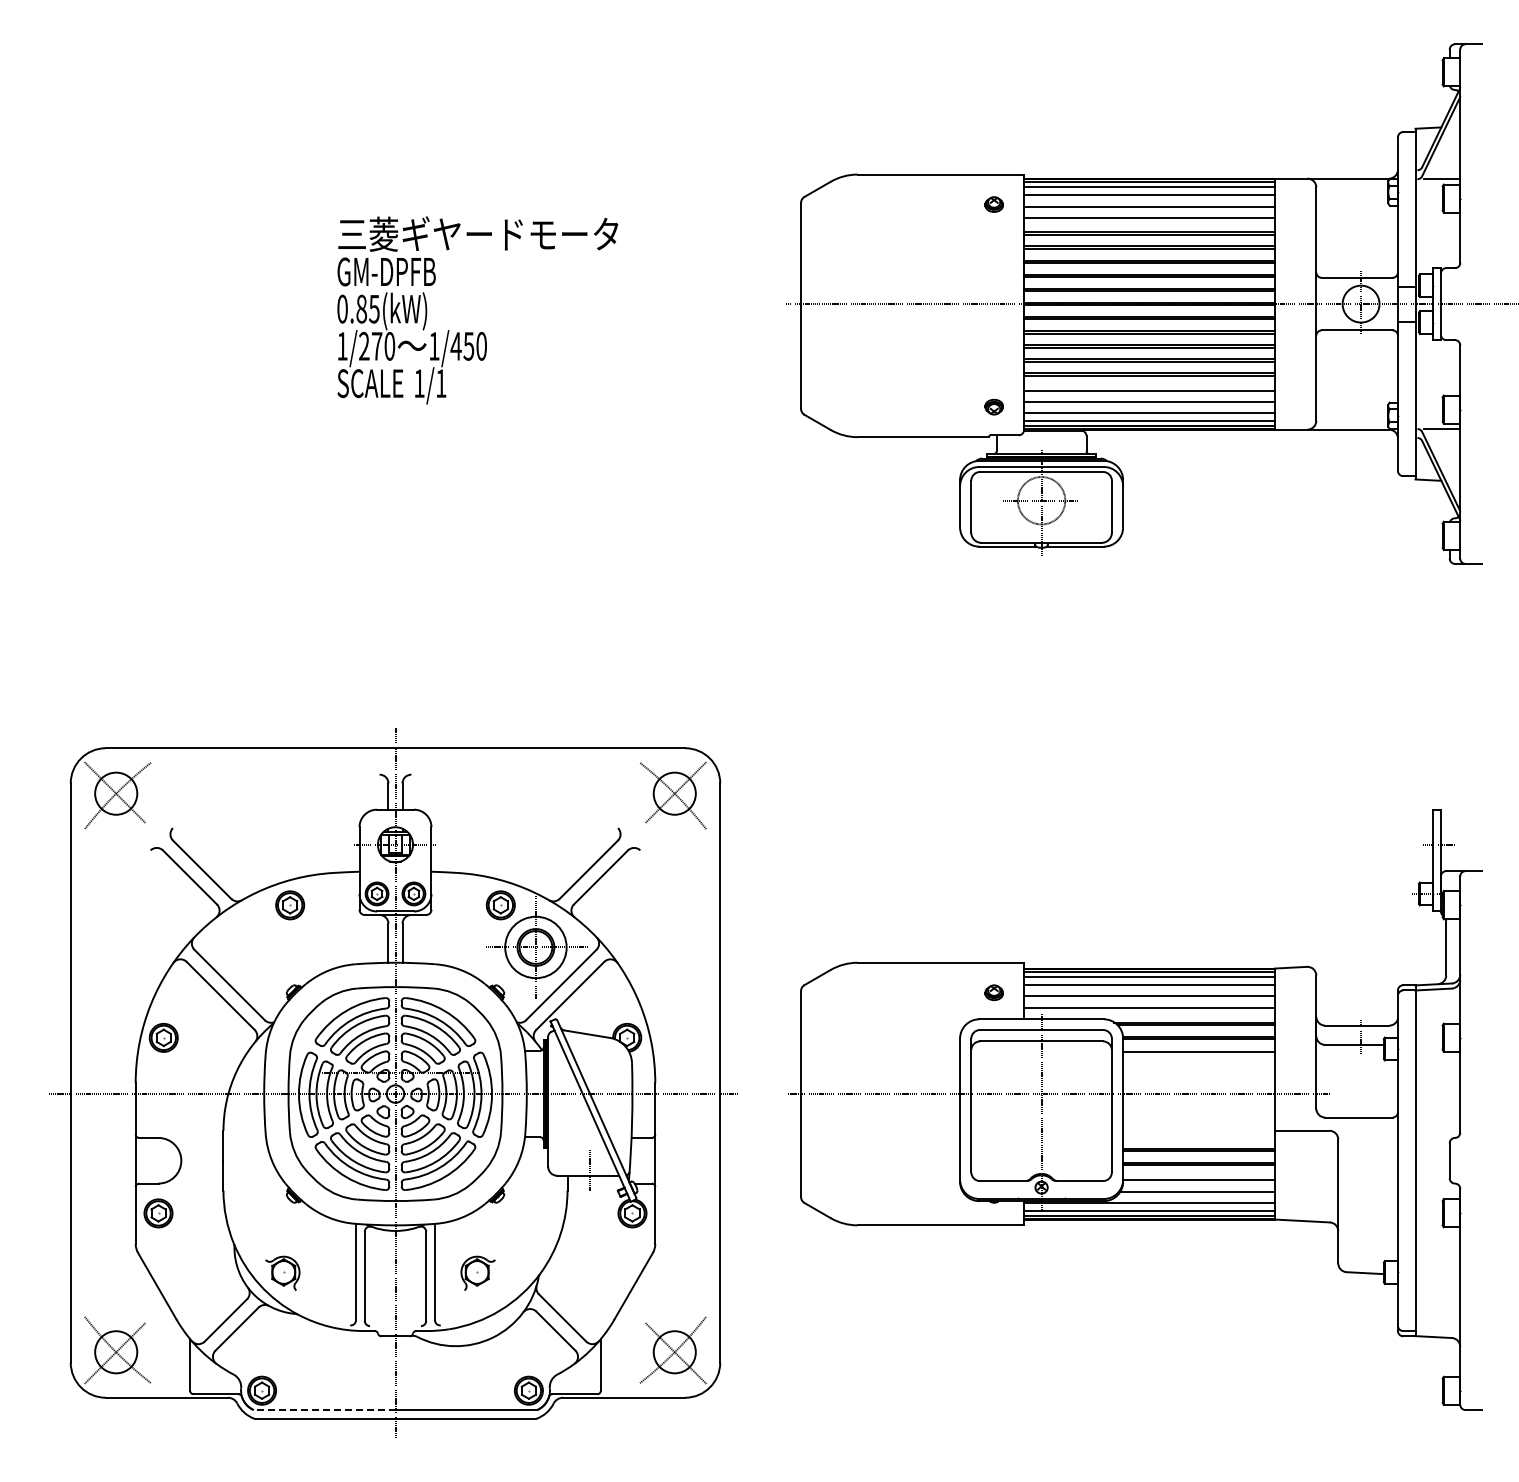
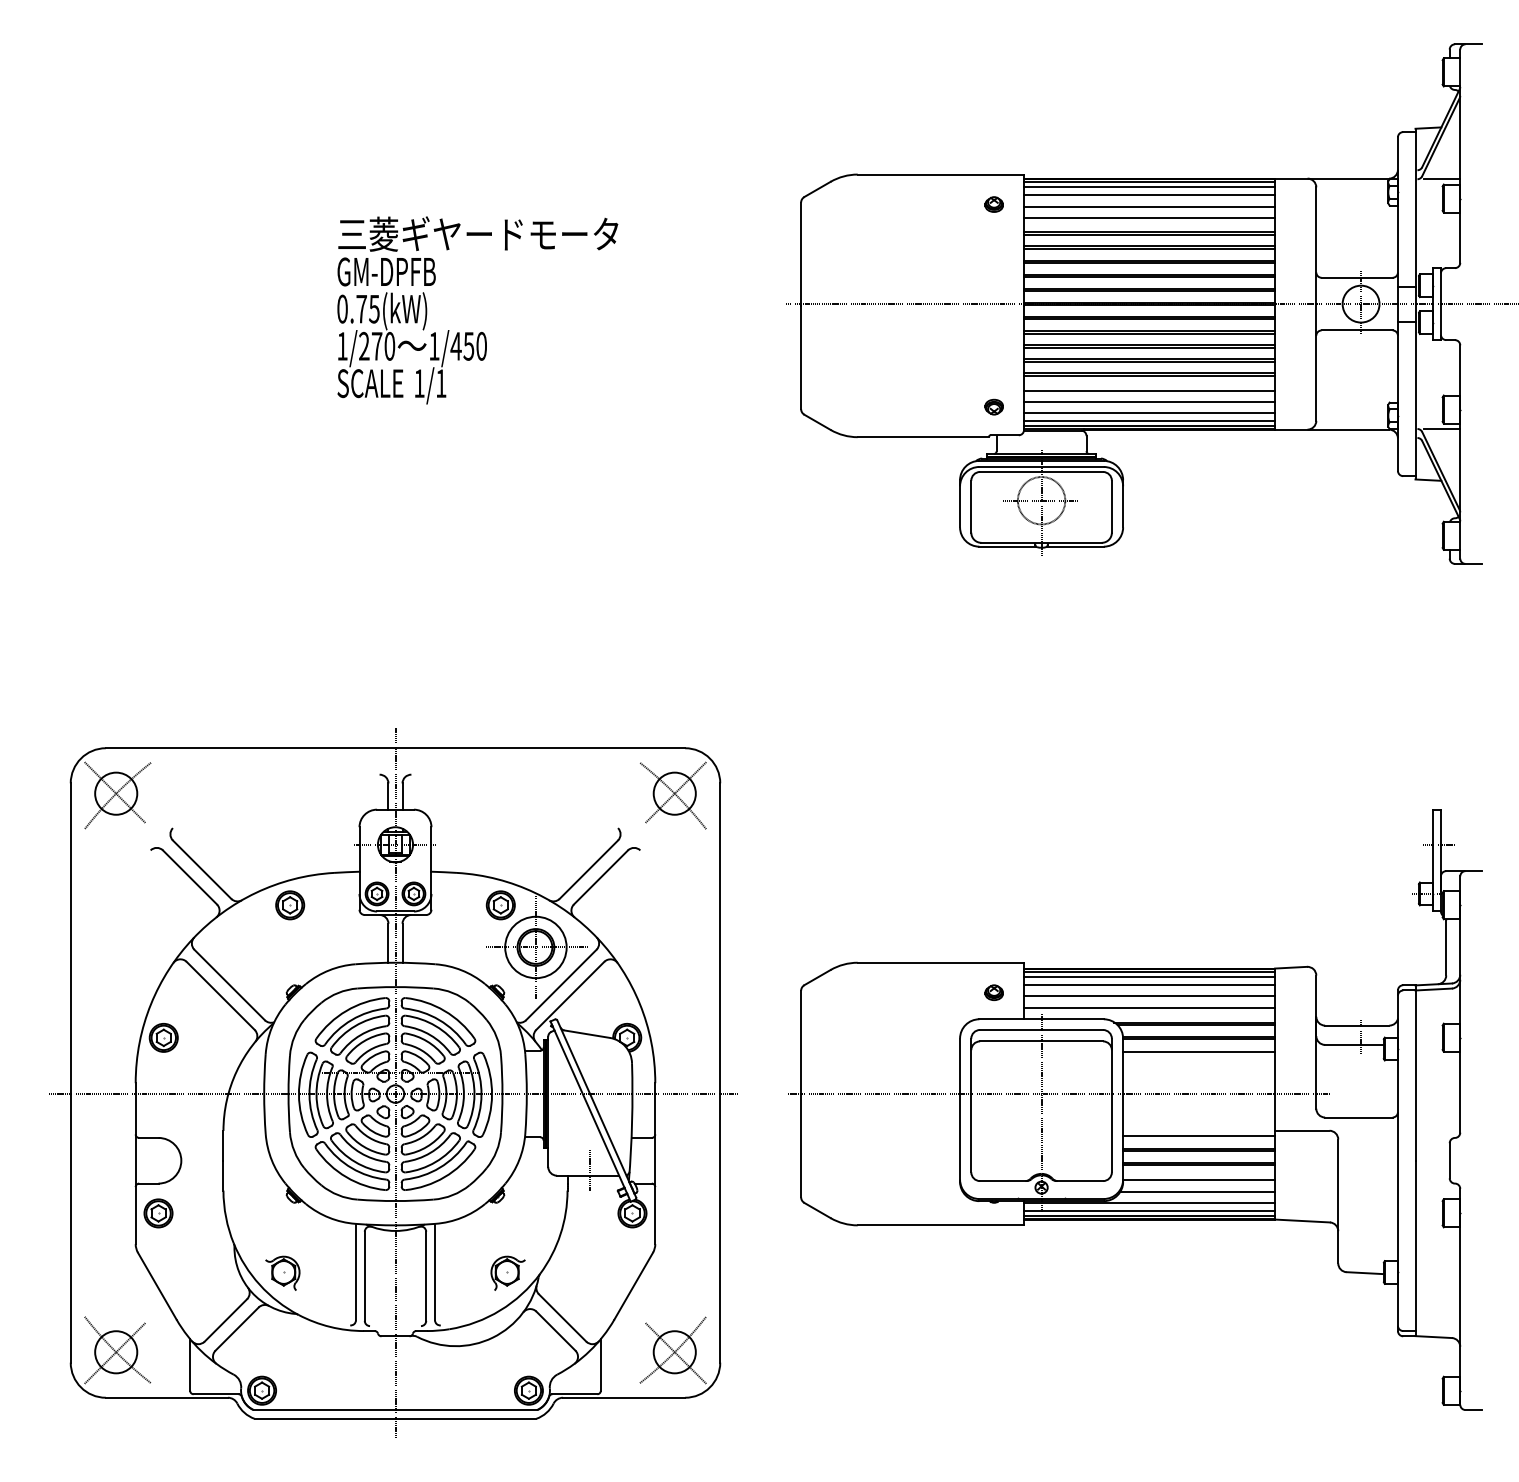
text: 0.85(kW) -> 0.75(kW) (361, 308)
line: none -> present (1199, 1136)
part position: (477, 1272) -> (507, 1272) (507, 1272)
line: dashed -> solid (324, 1410)
